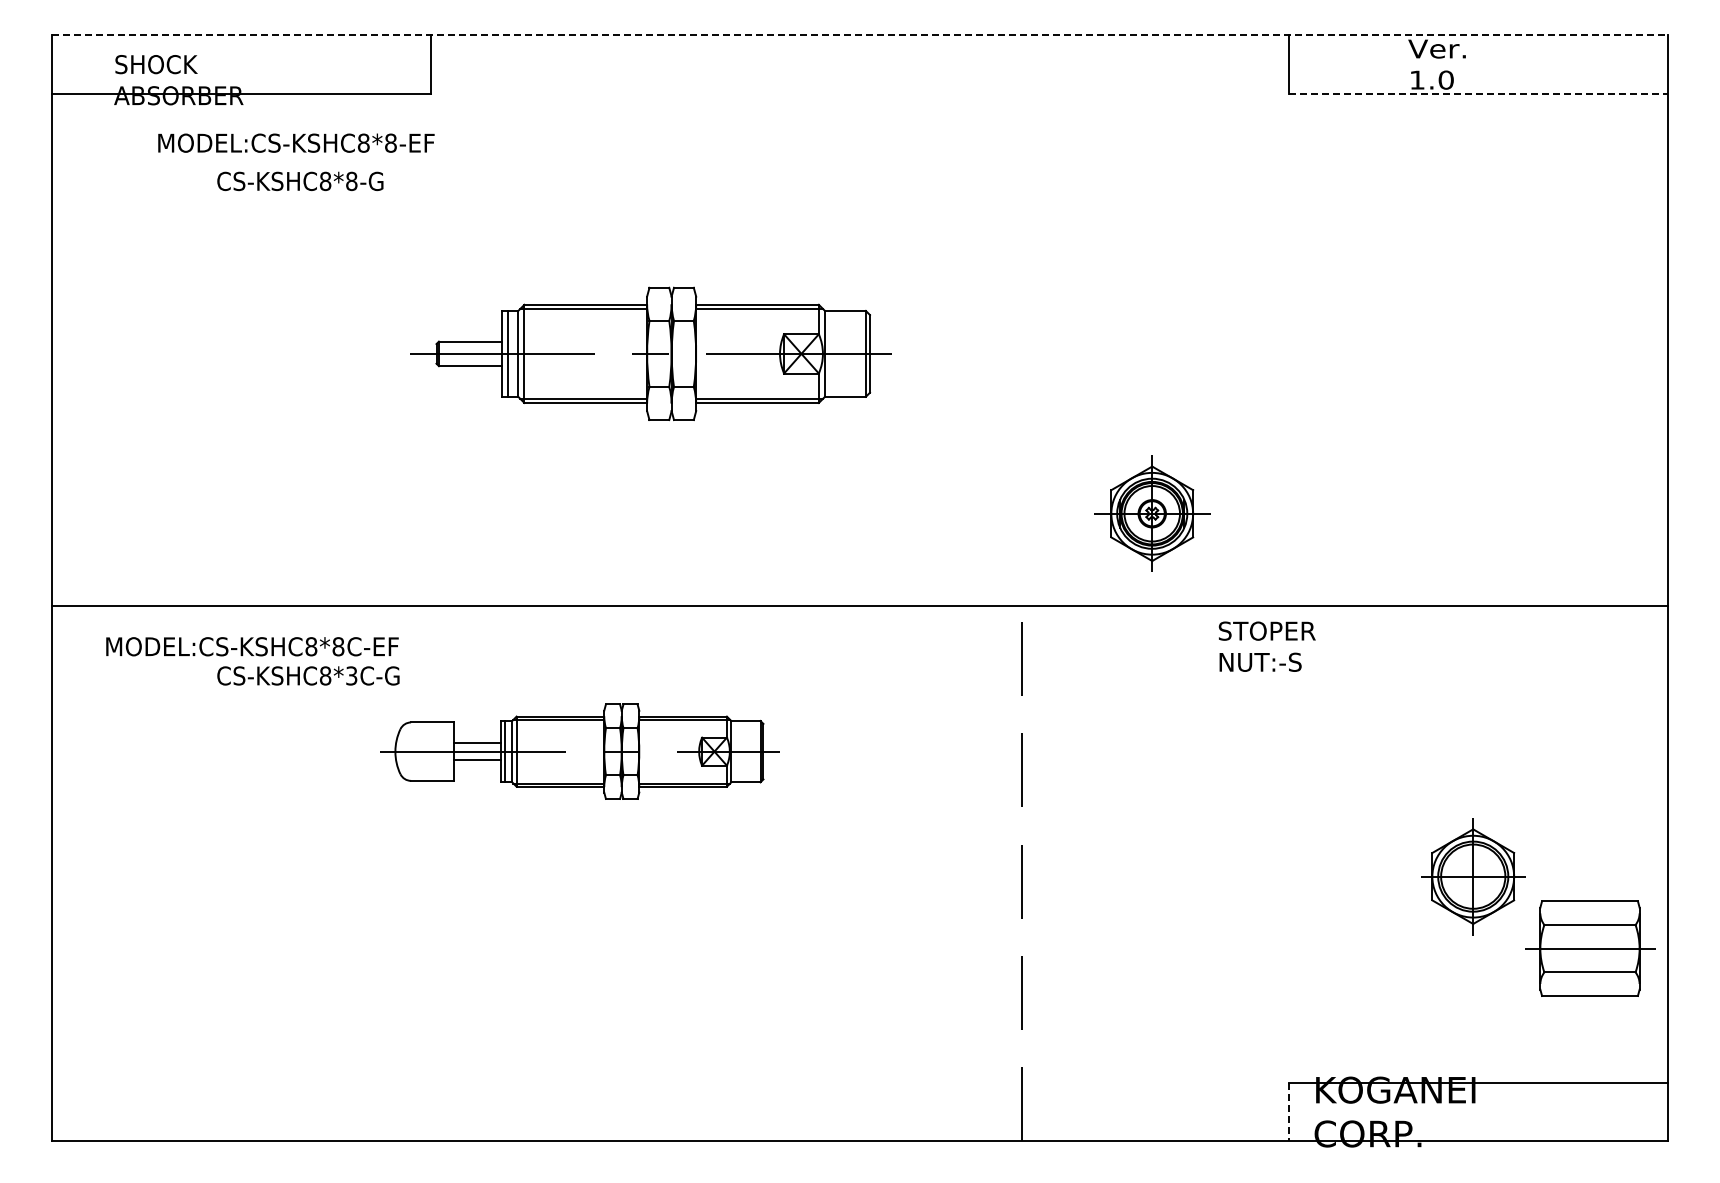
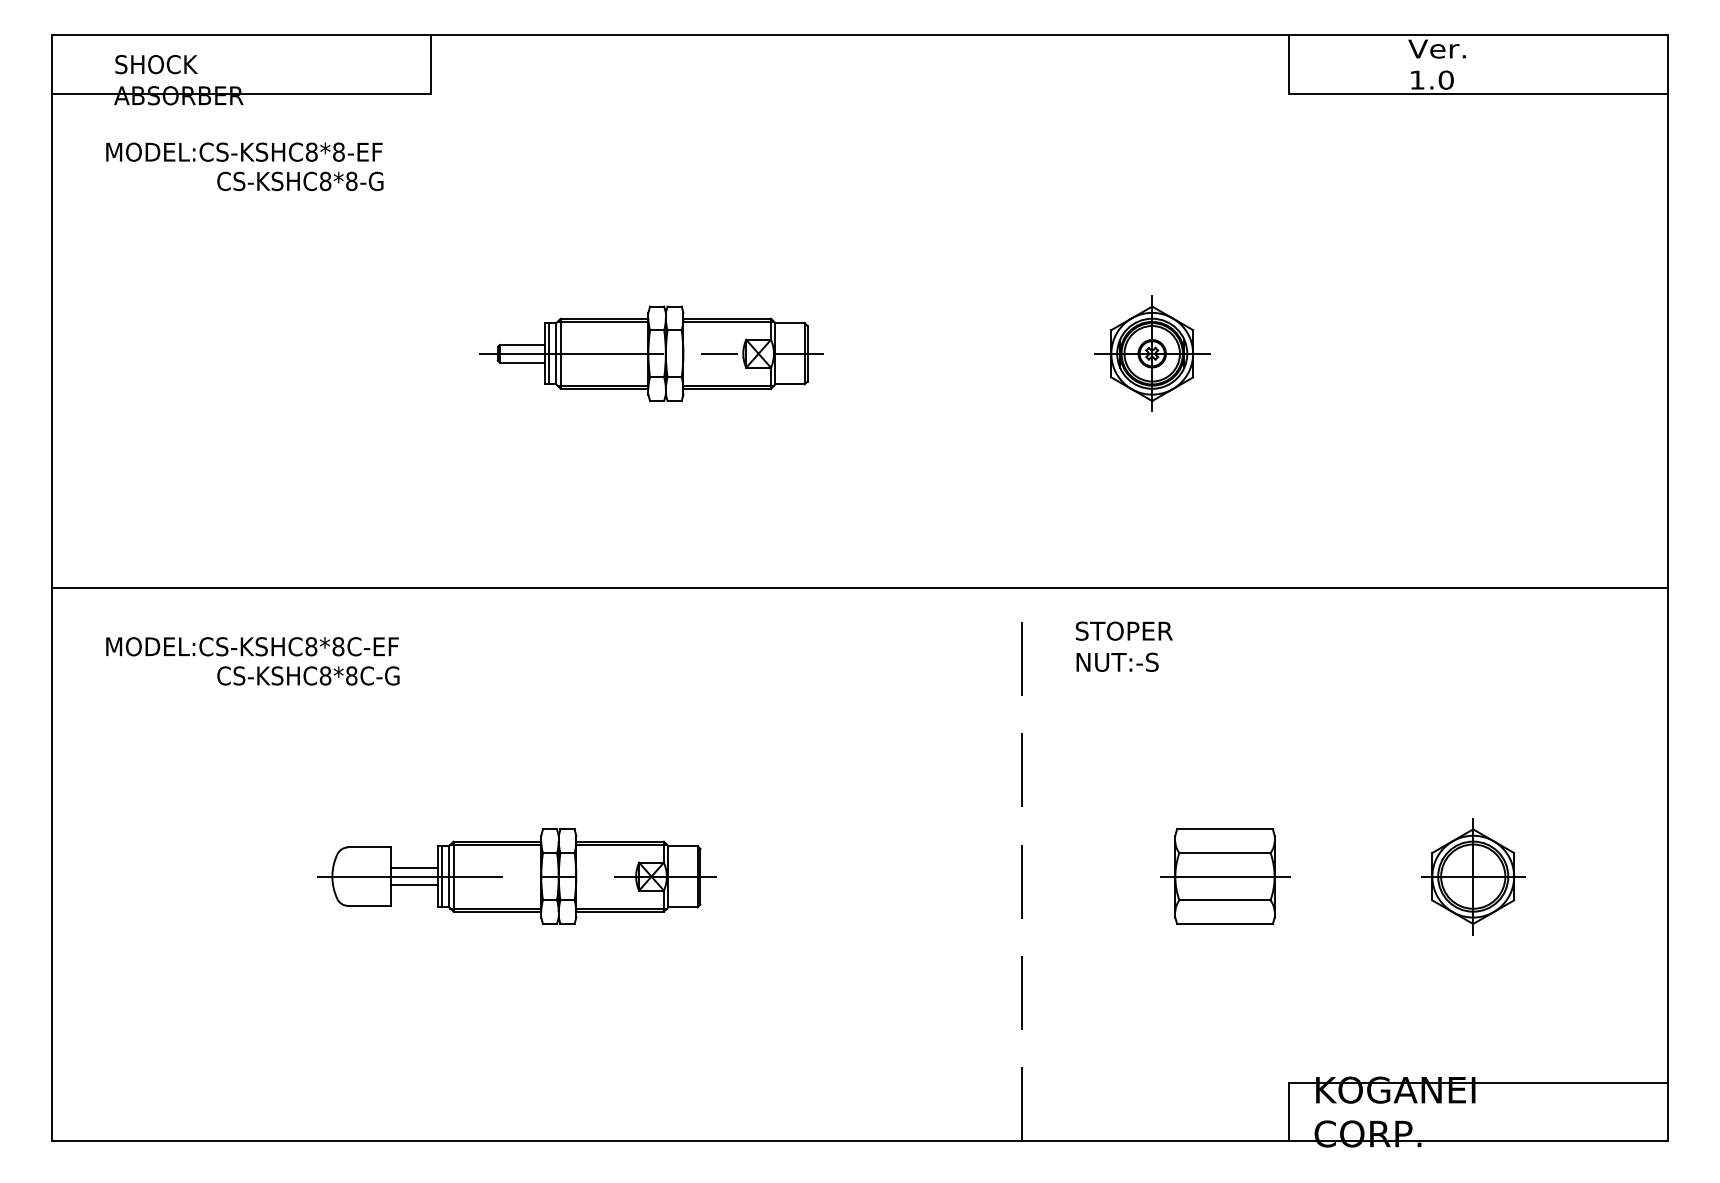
line: dashed -> solid (860, 35)
line: dashed -> solid (1478, 93)
text position: (296, 142) -> (244, 151) (244, 151)
part size: 482x135 px -> 345x97 px (651, 353)
part position: (1152, 513) -> (1152, 353) (1152, 353)
line position: (859, 606) -> (859, 588) (859, 588)
text position: (1266, 646) -> (1123, 646) (1123, 646)
text: CS-KSHC8*3C-G -> CS-KSHC8*8C-G (351, 675)
part position: (579, 751) -> (516, 876) (516, 876)
part position: (1590, 948) -> (1225, 876) (1225, 876)
line: dashed -> solid (1288, 1112)
